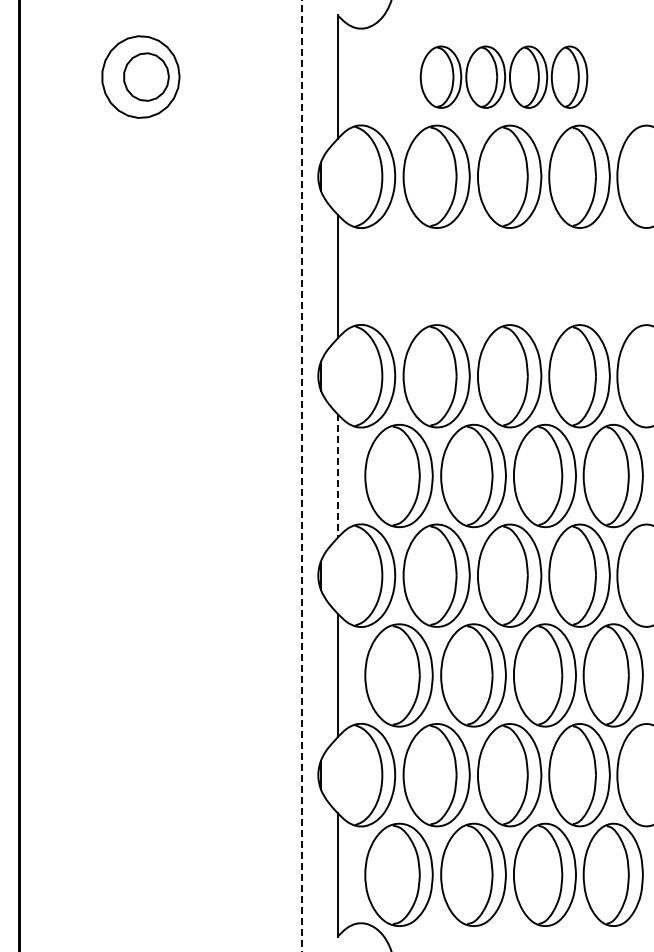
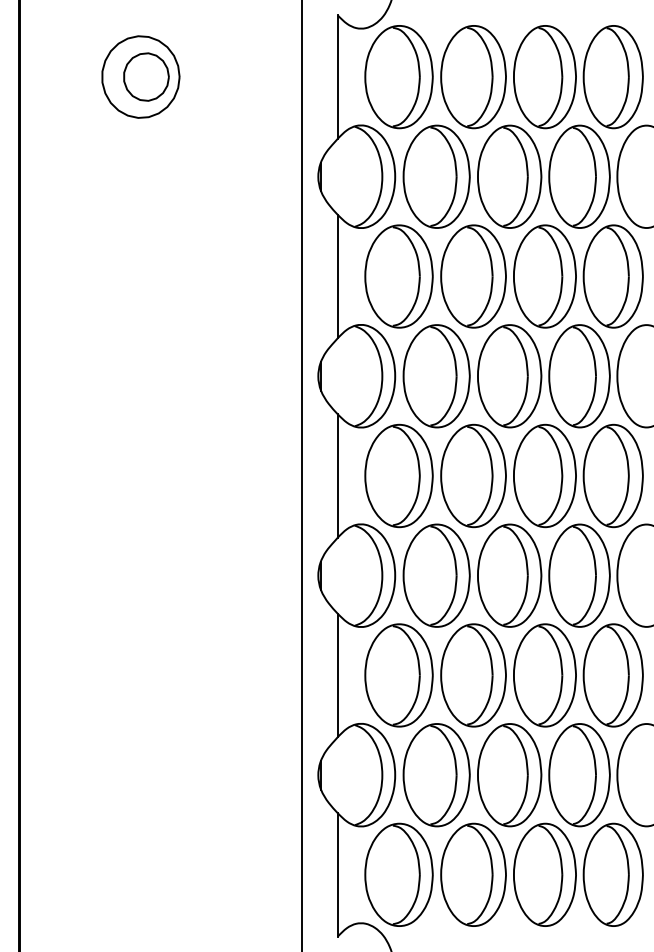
part size: 170x64 px -> 280x105 px (503, 77)
part: none -> present (503, 276)
line: dashed -> solid (301, 476)
line: dashed -> solid (337, 476)
